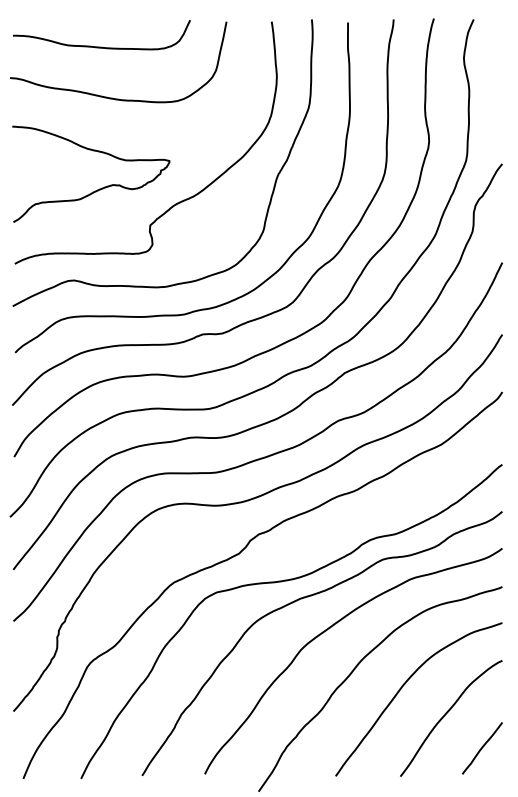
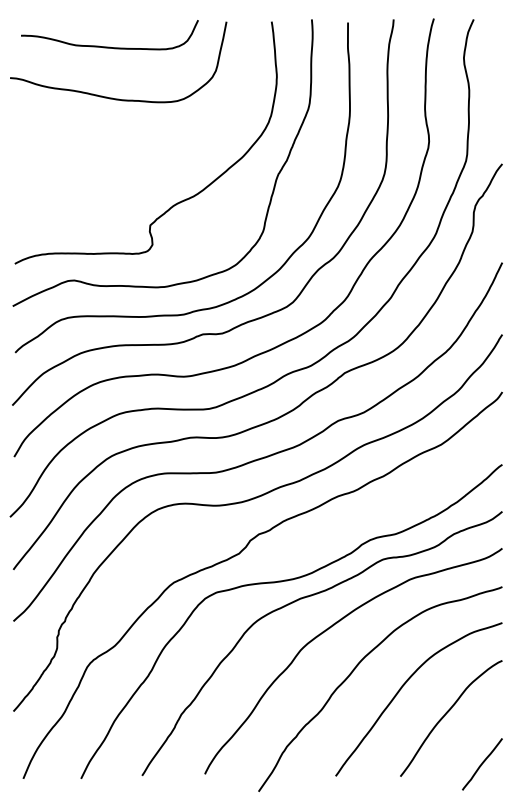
curve position: (101, 46) -> (109, 46) (109, 46)
curve: present -> none (99, 188)
line position: (482, 748) -> (482, 764) (482, 764)
